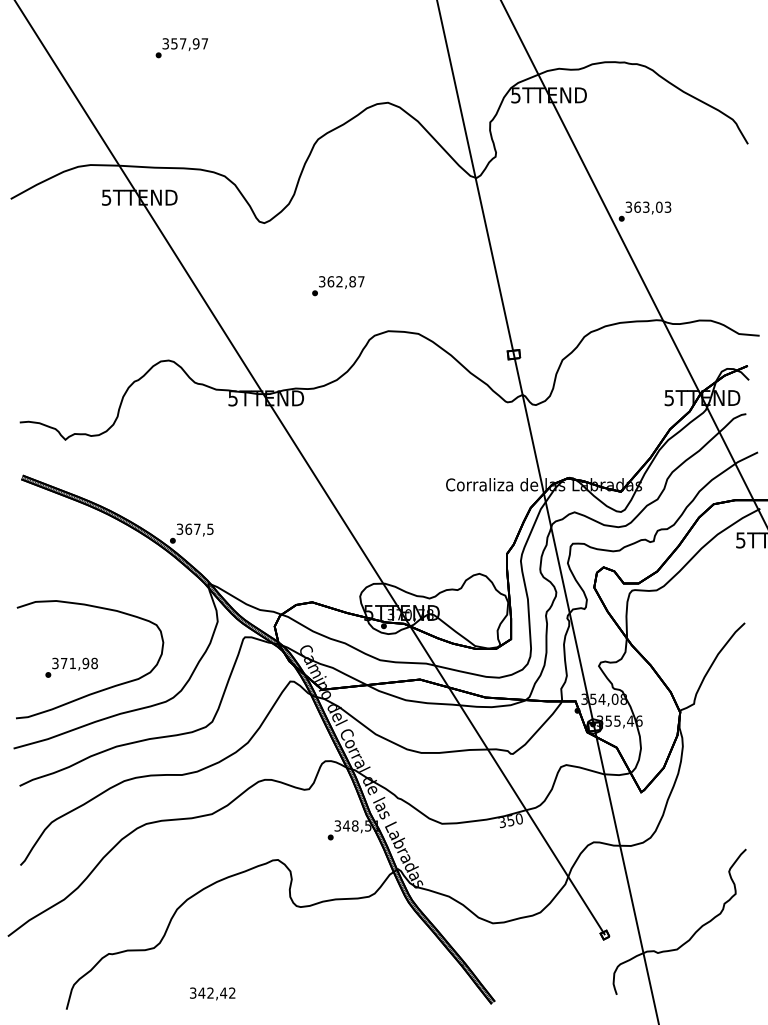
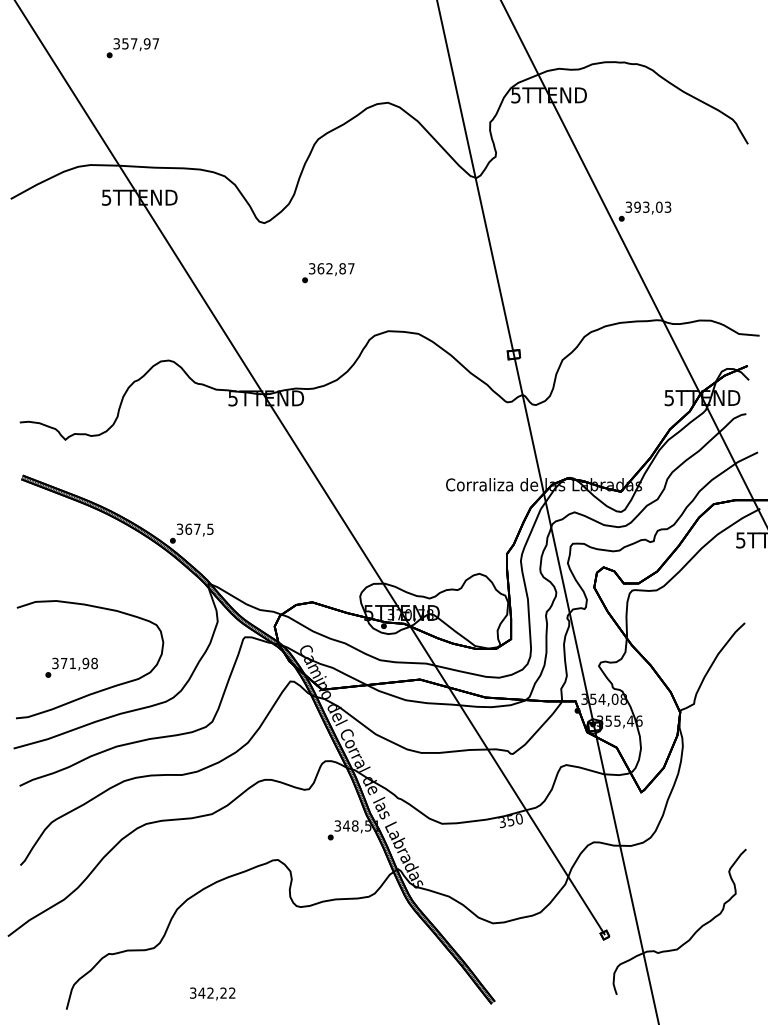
text position: (181, 48) -> (132, 48) (132, 48)
text: 363,03 -> 393,03 (637, 206)
text position: (338, 286) -> (328, 273) (328, 273)
text: 342,42 -> 342,22 (223, 992)
